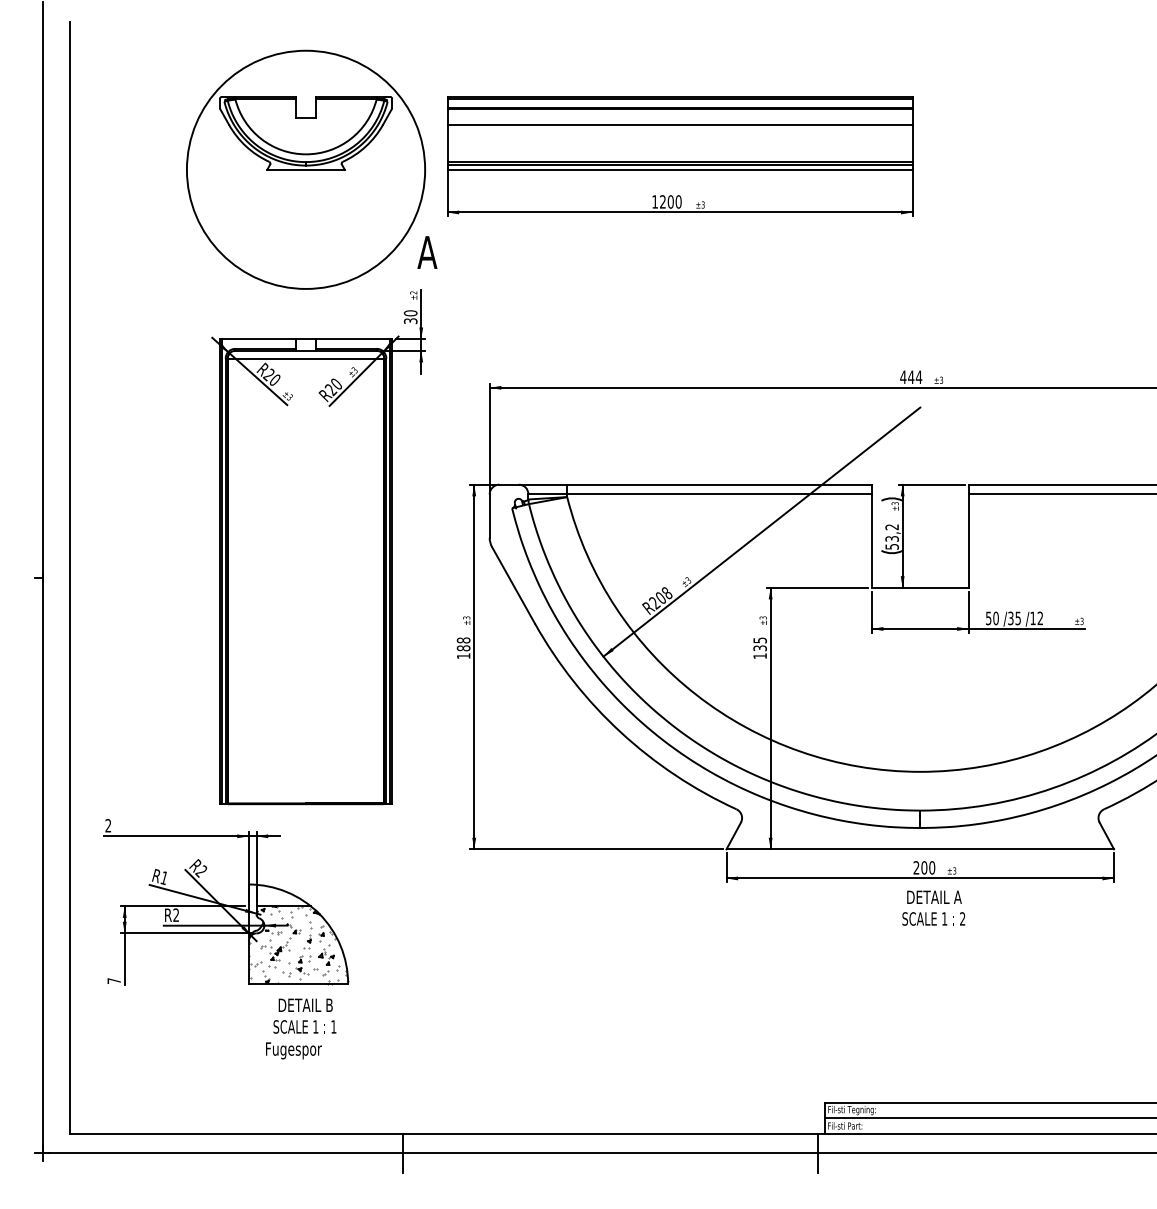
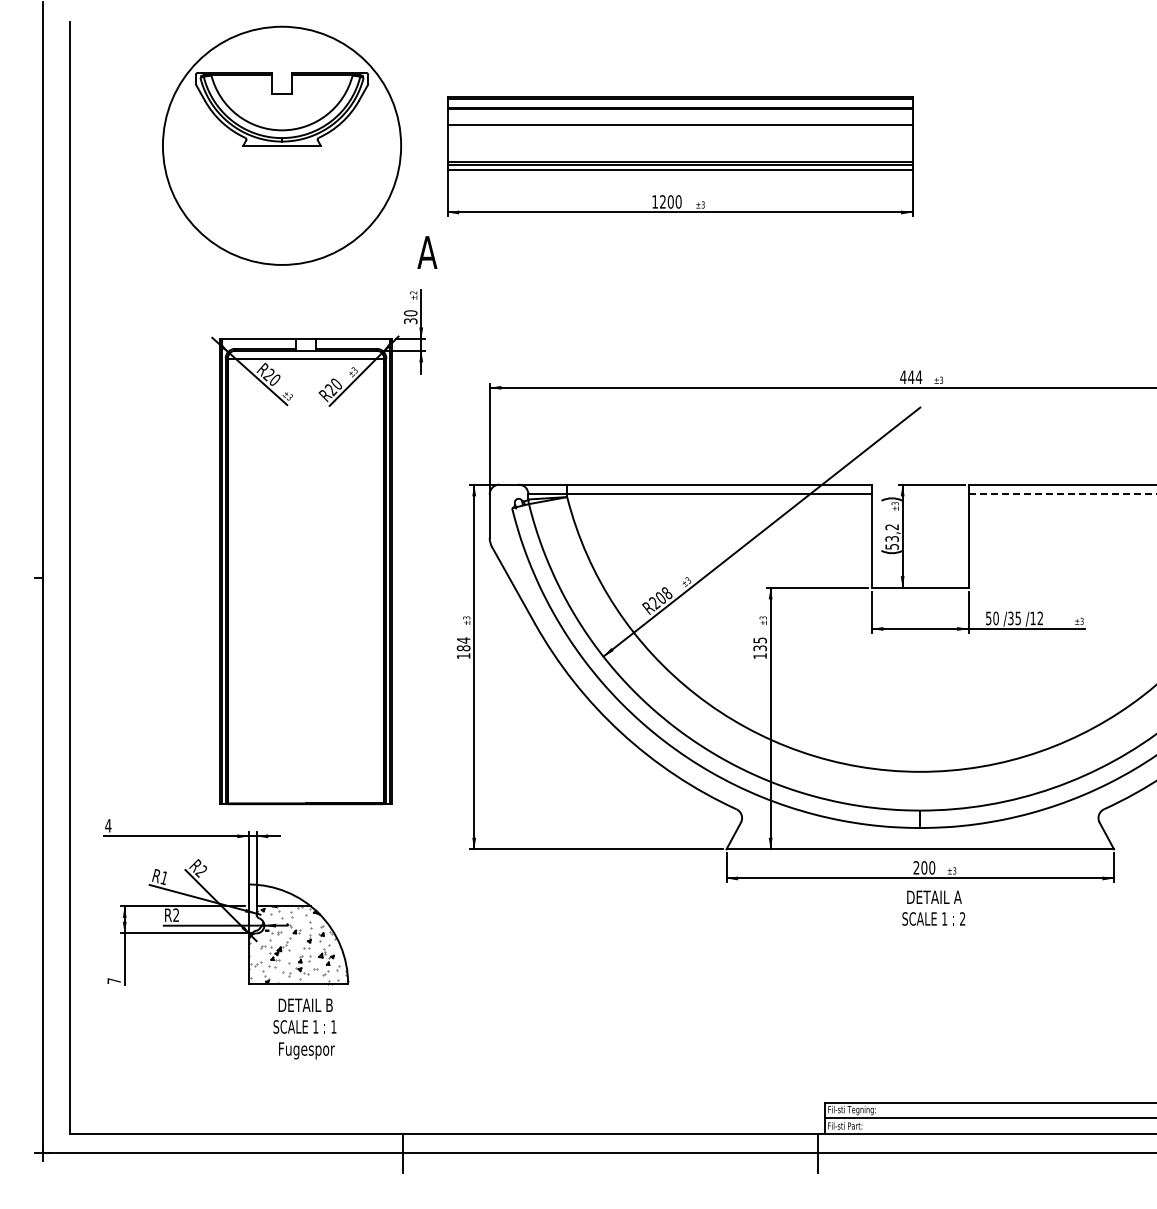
part position: (305, 169) -> (281, 145) (281, 145)
line: solid -> dashed (1062, 494)
text: 188 -> 184 (463, 640)
text: 2 -> 4 (108, 825)
text position: (293, 1050) -> (306, 1050) (306, 1050)
